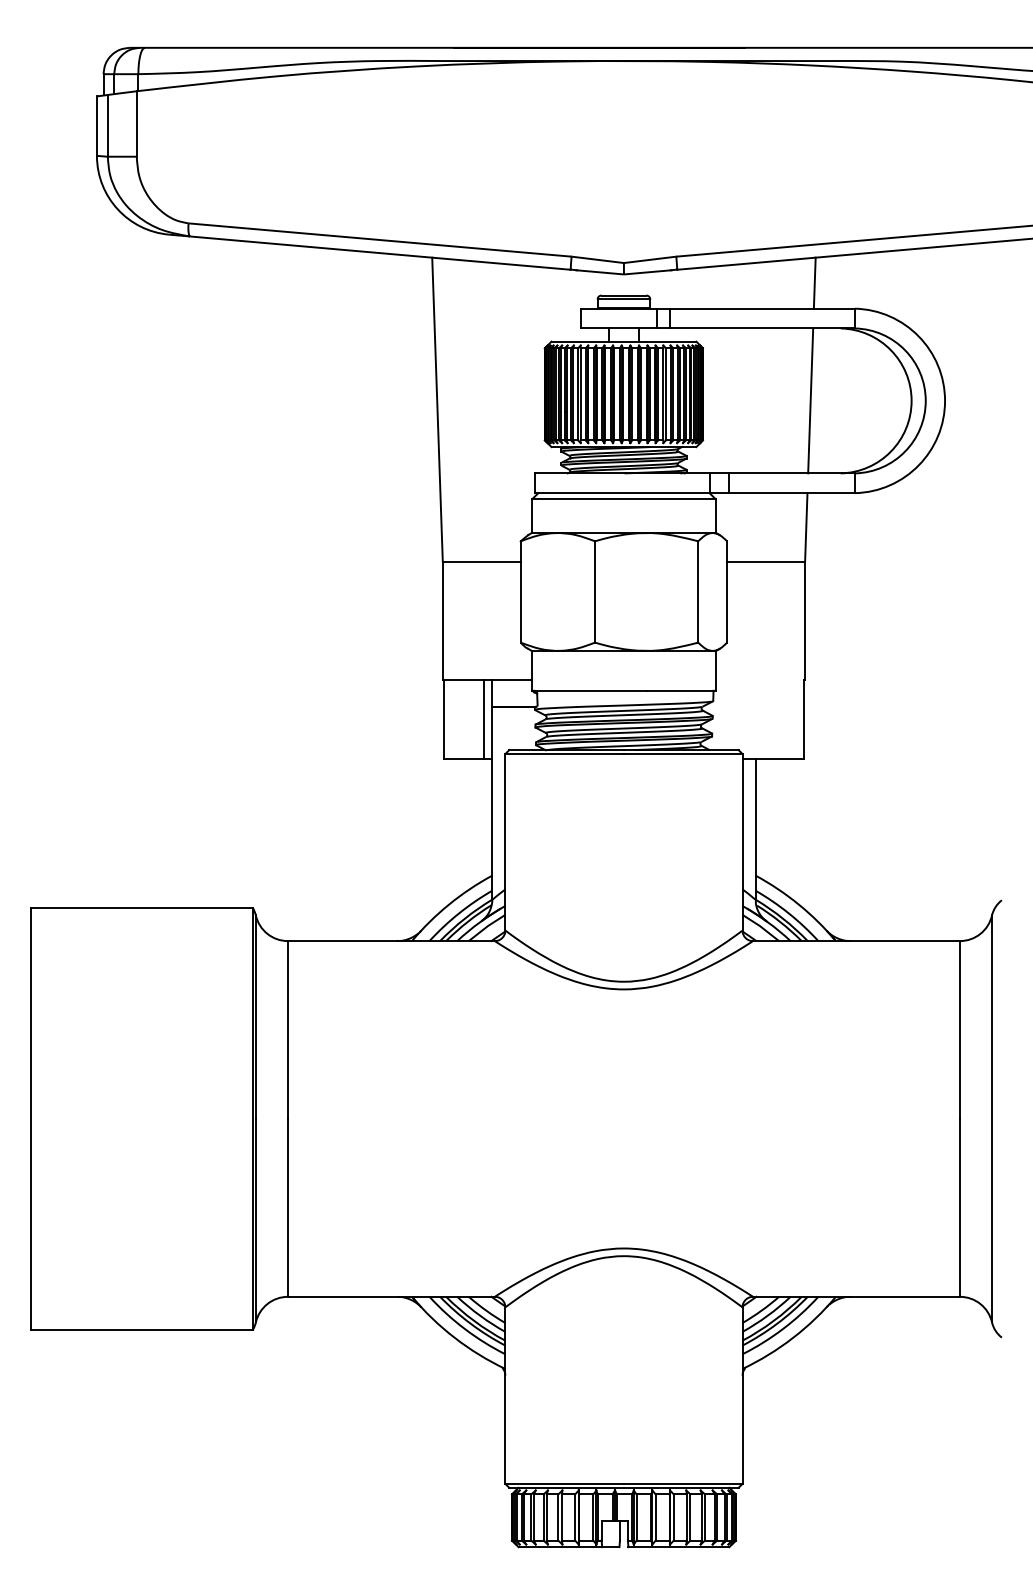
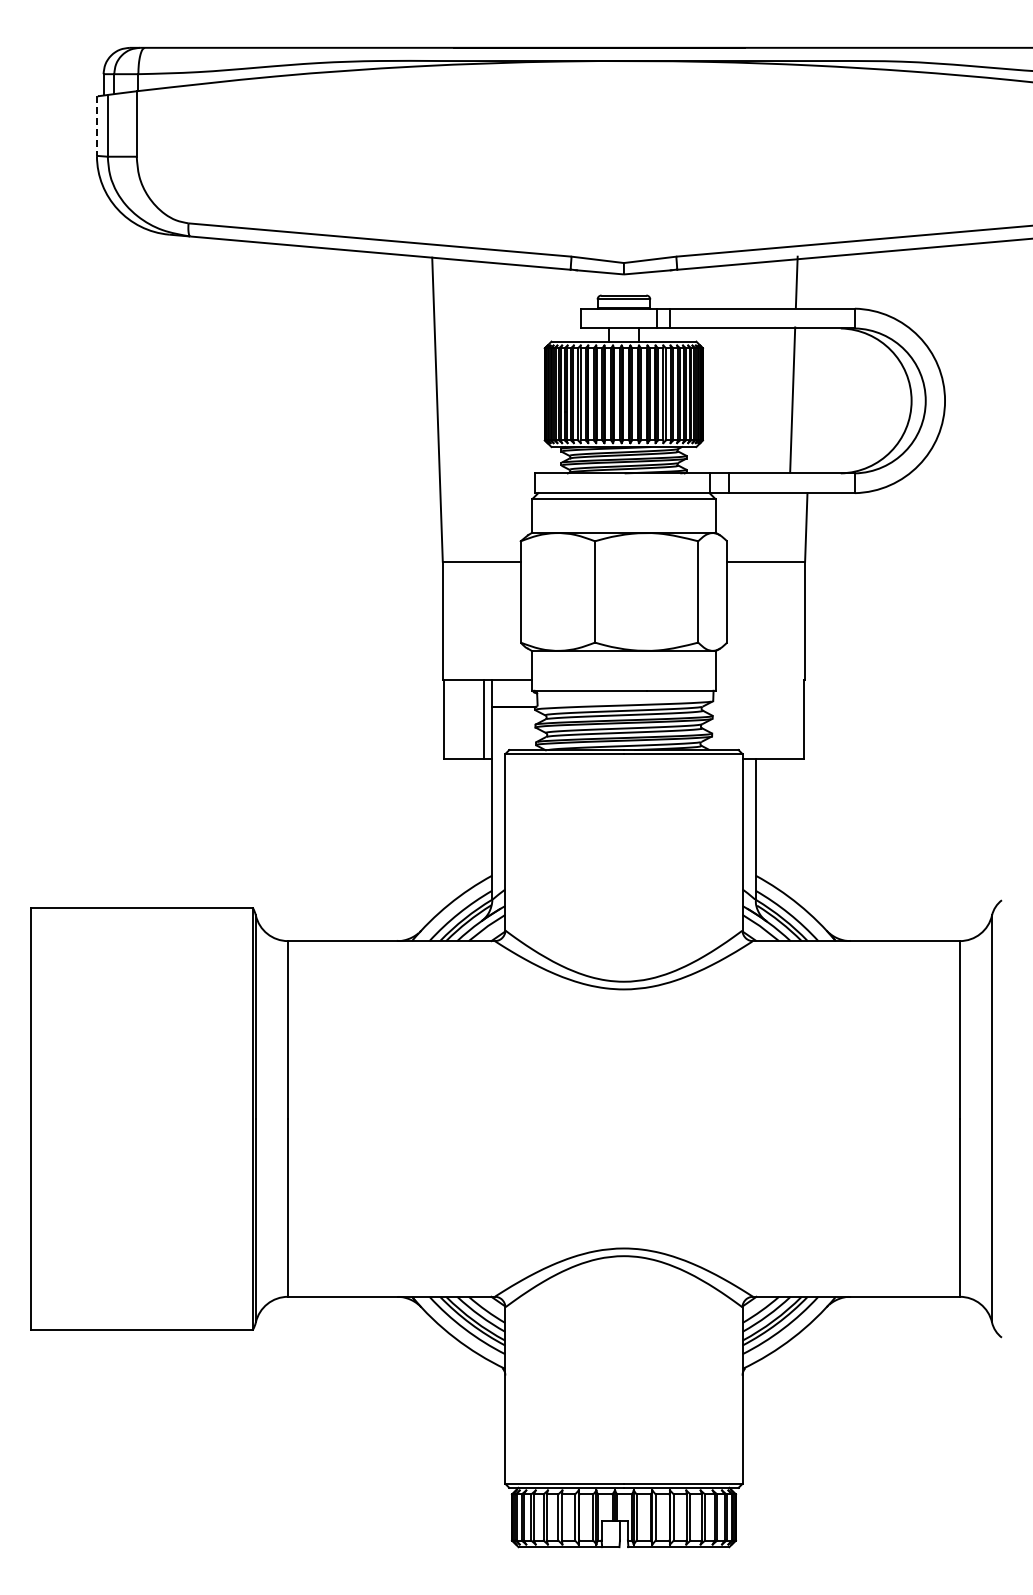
line: solid -> dashed (96, 126)
line position: (814, 282) -> (796, 281) (796, 281)
line position: (810, 400) -> (792, 399) (792, 399)
